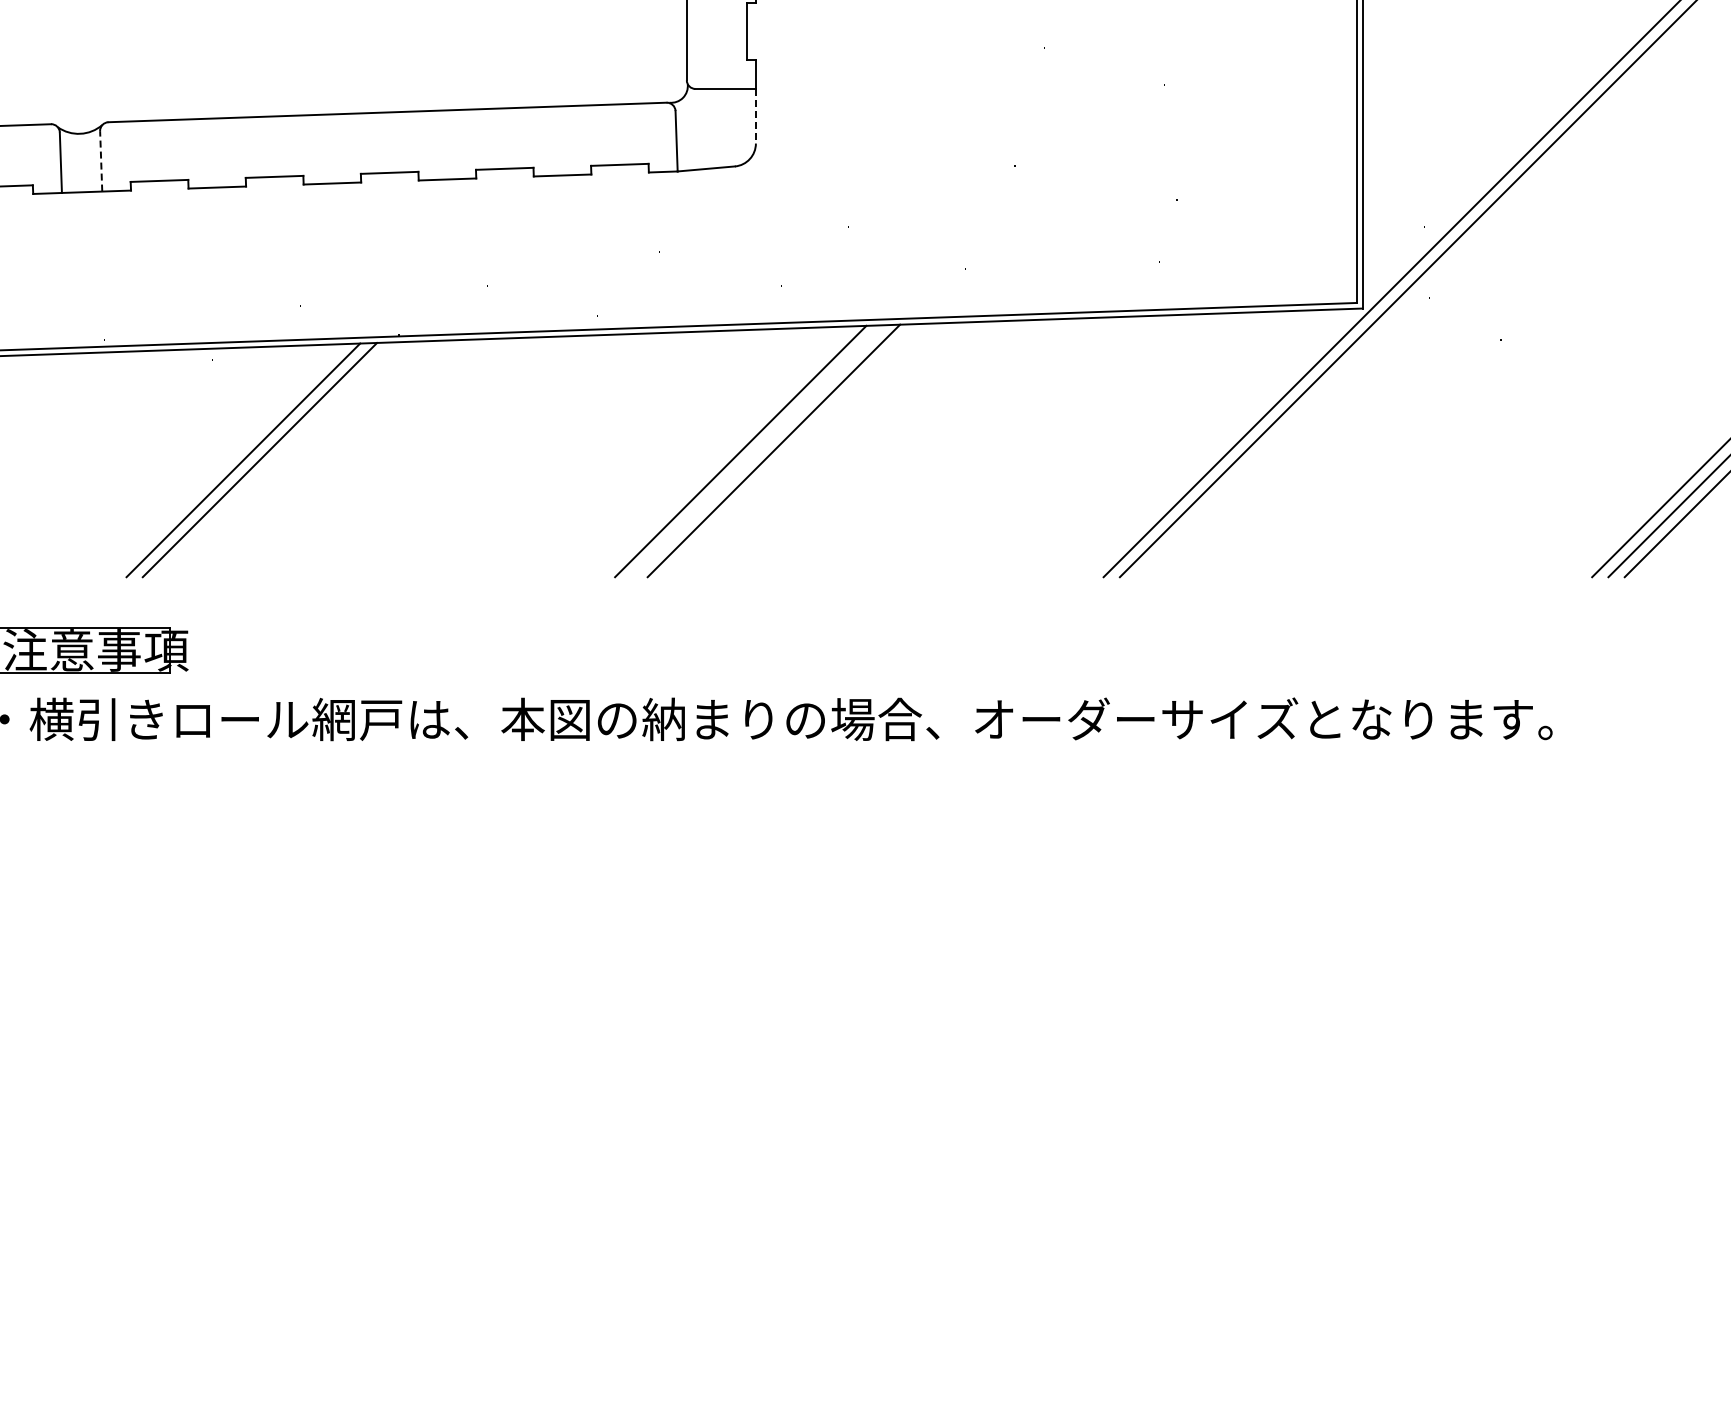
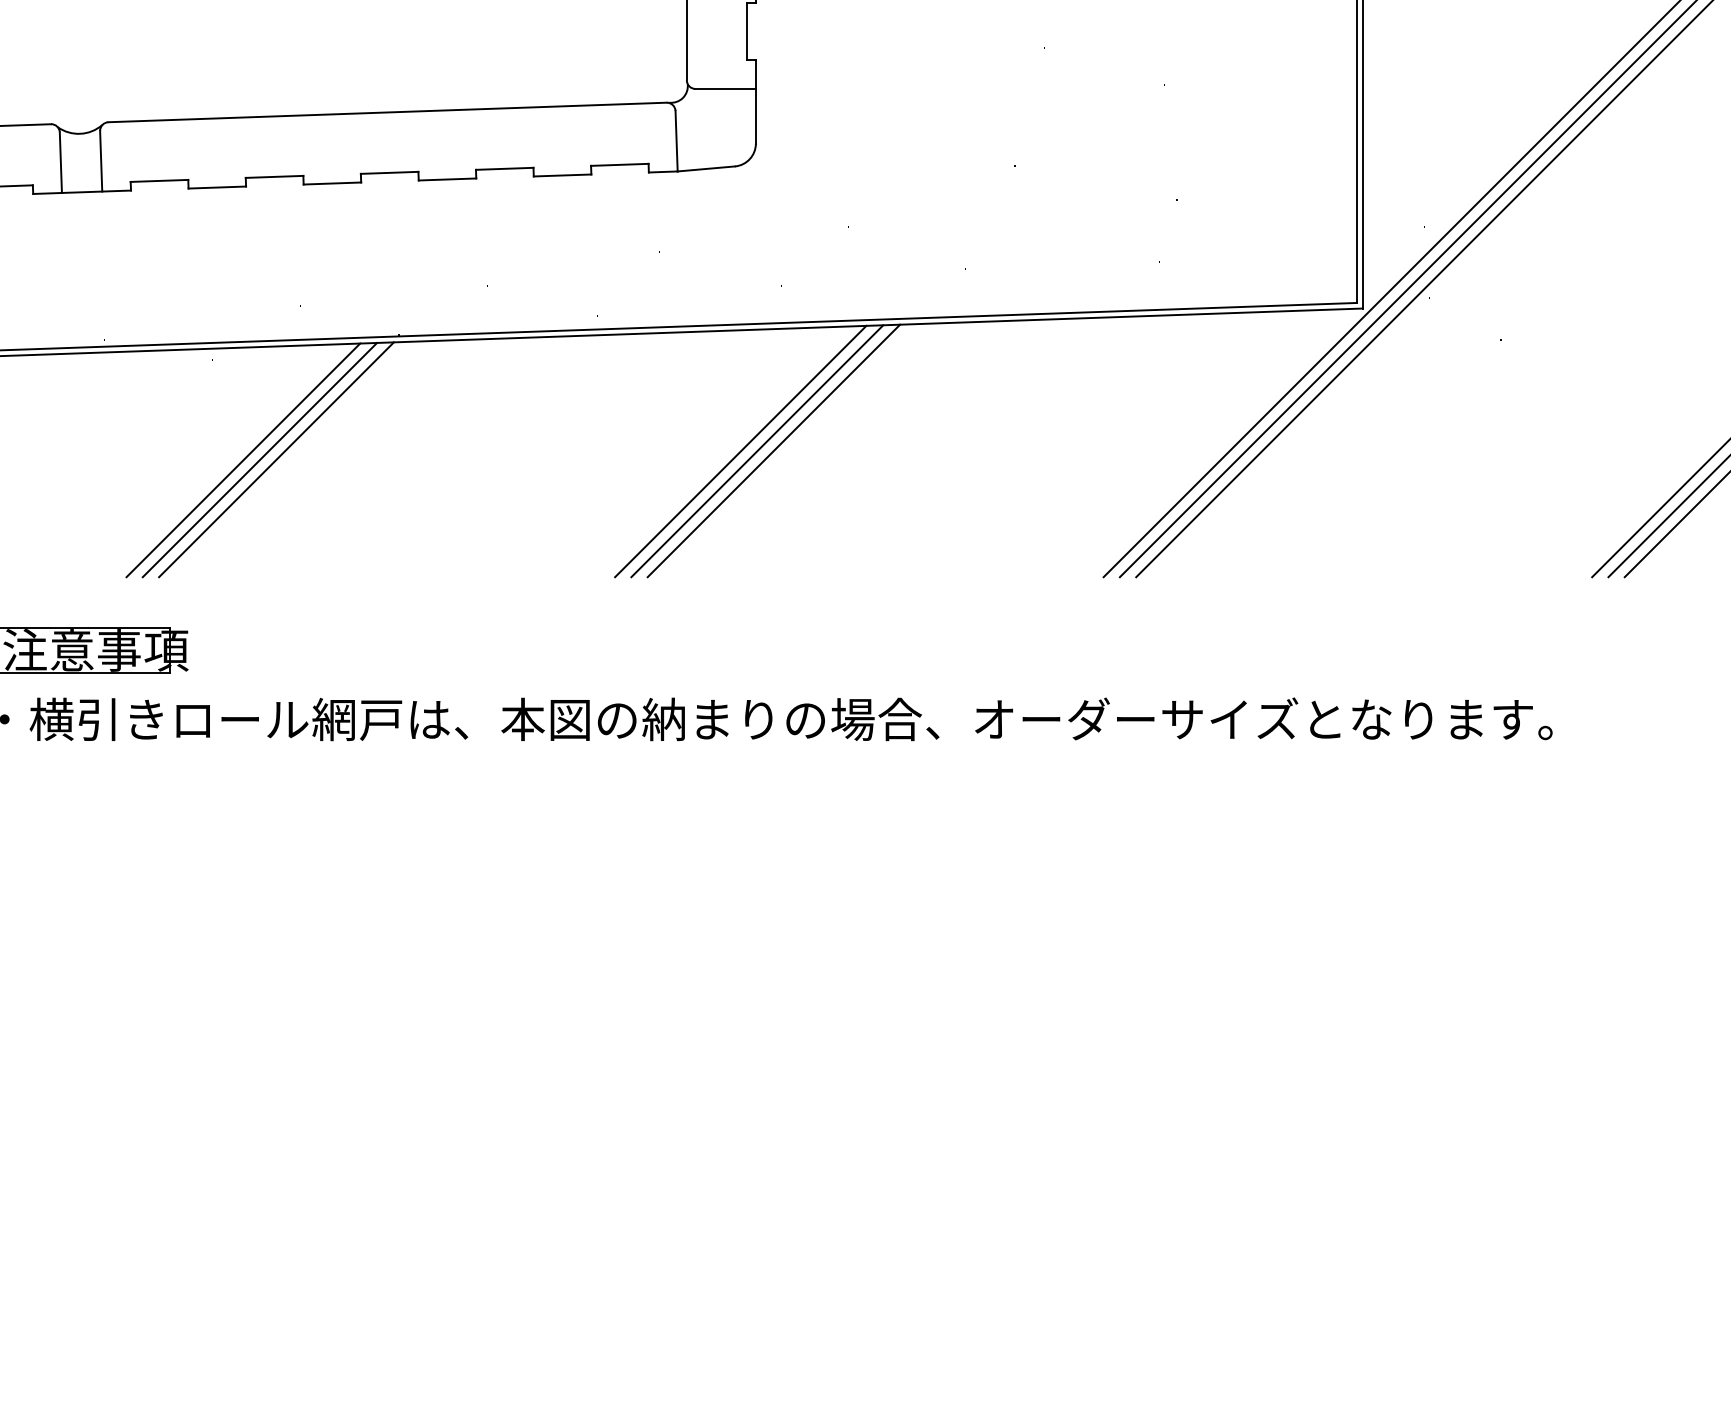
line: dashed -> solid (755, 116)
line: dashed -> solid (101, 160)
line: none -> present (1423, 289)
line: none -> present (757, 451)
line: none -> present (276, 459)
